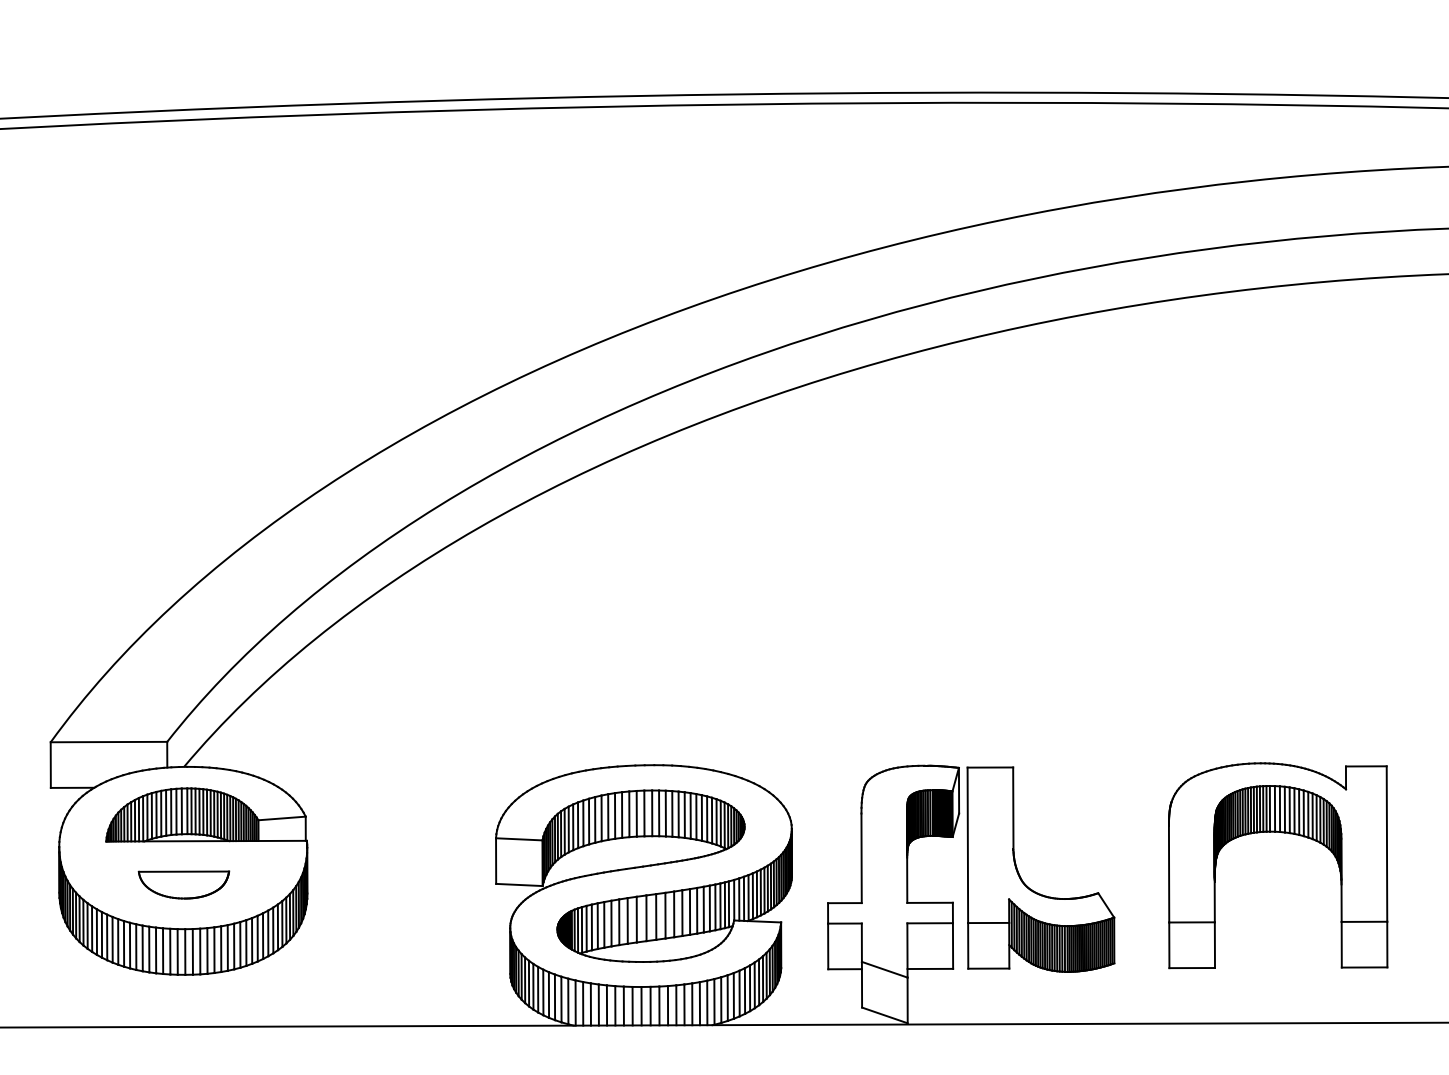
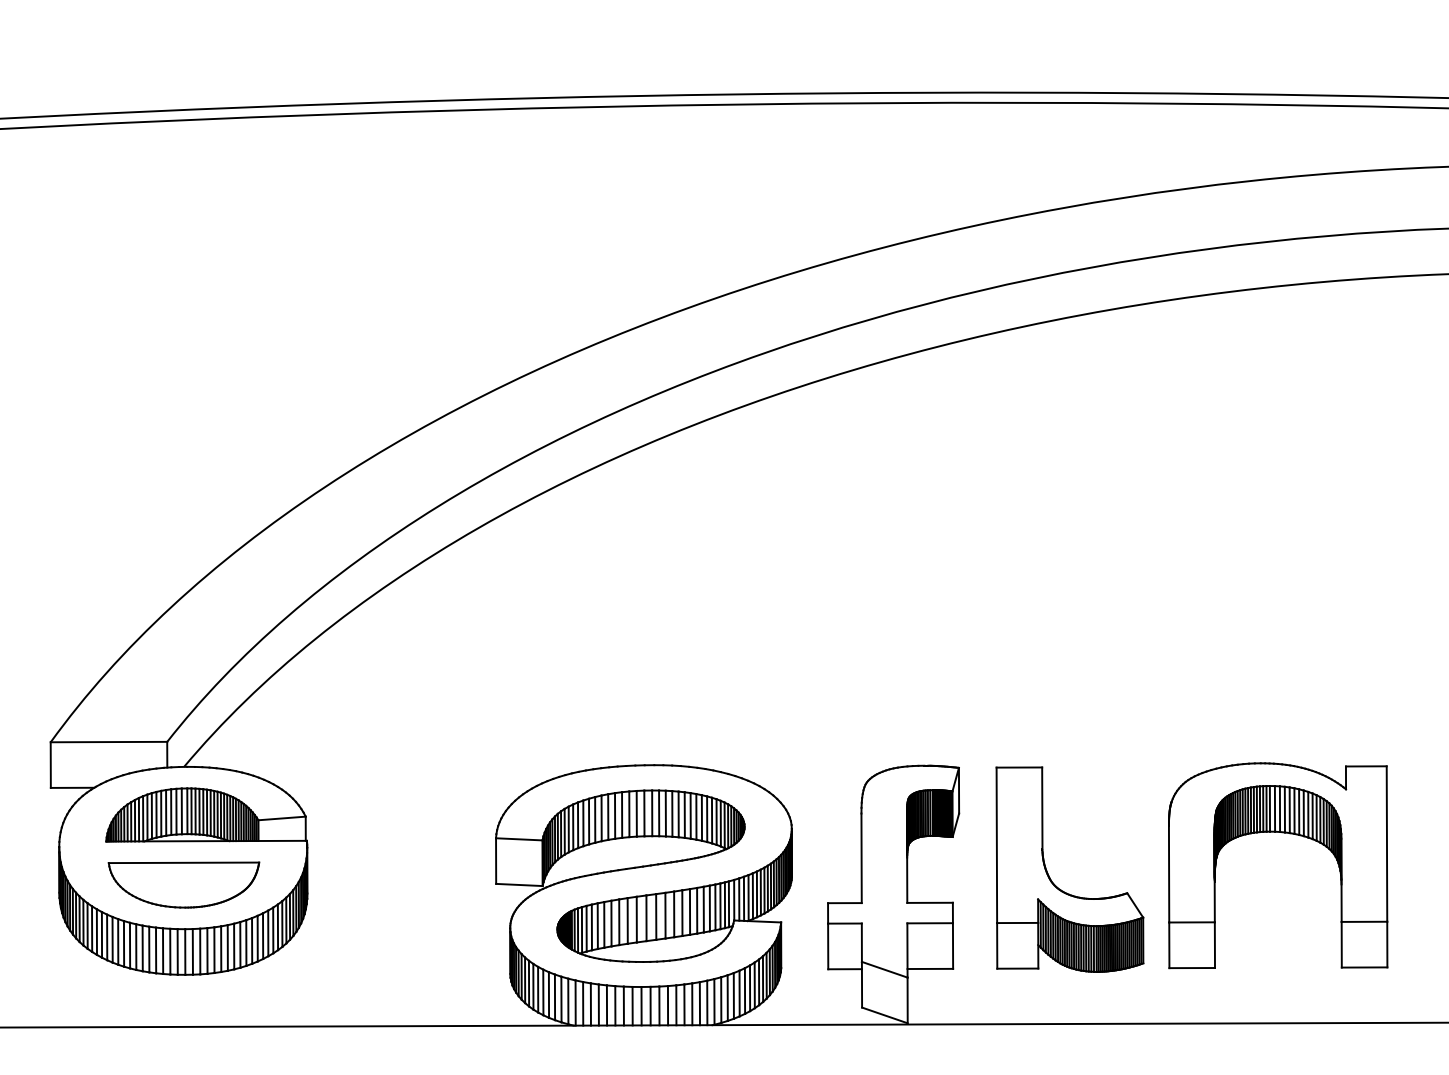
part position: (1025, 883) -> (1054, 883) (1054, 883)
part size: 94x30 px -> 154x48 px (183, 884)
